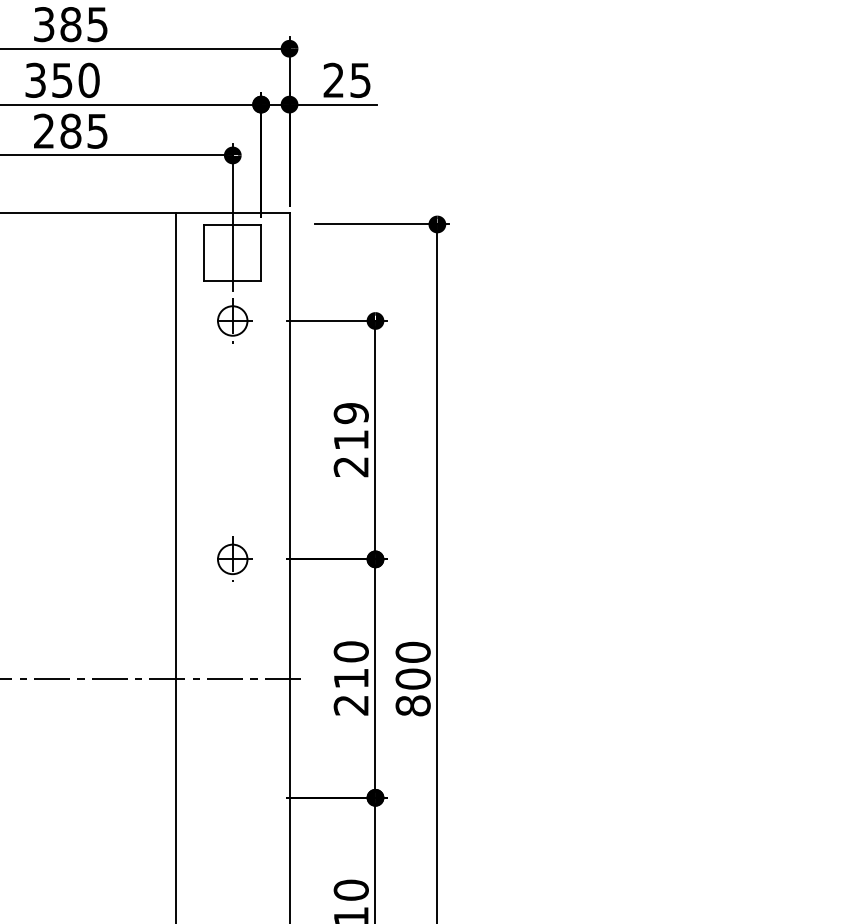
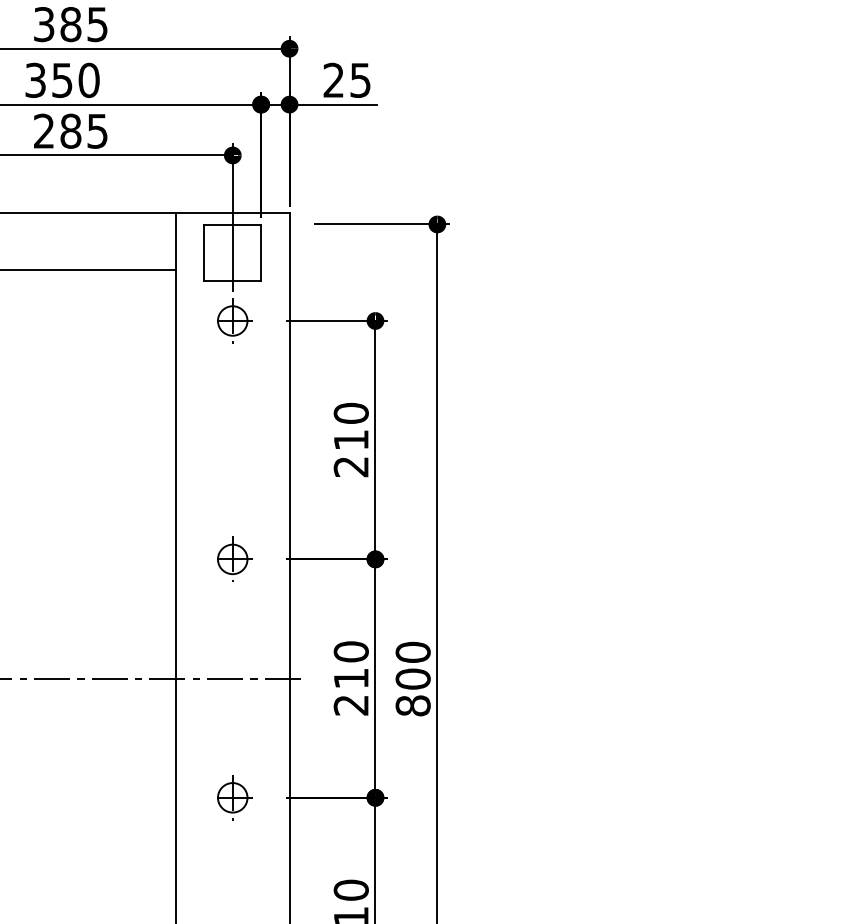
line: none -> present (88, 269)
text: 219 -> 210 (350, 413)
part: none -> present (234, 797)
